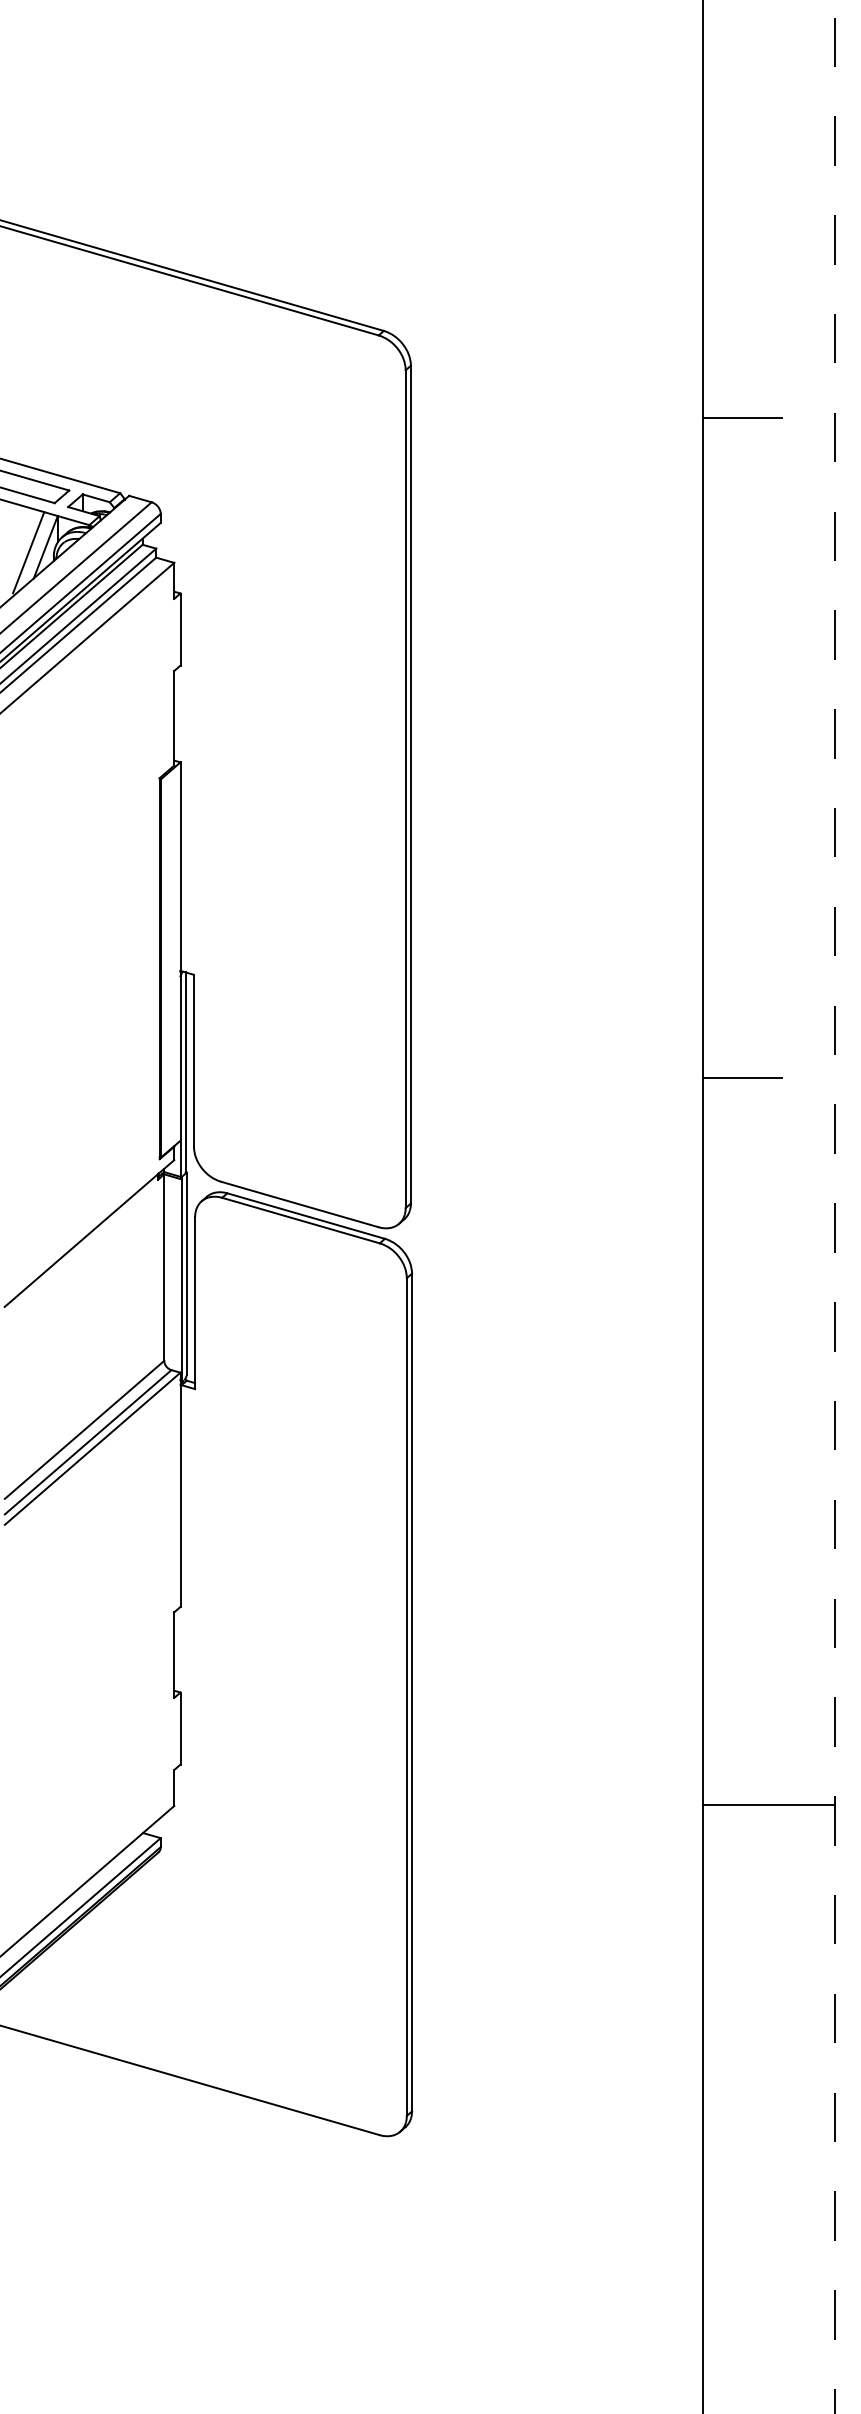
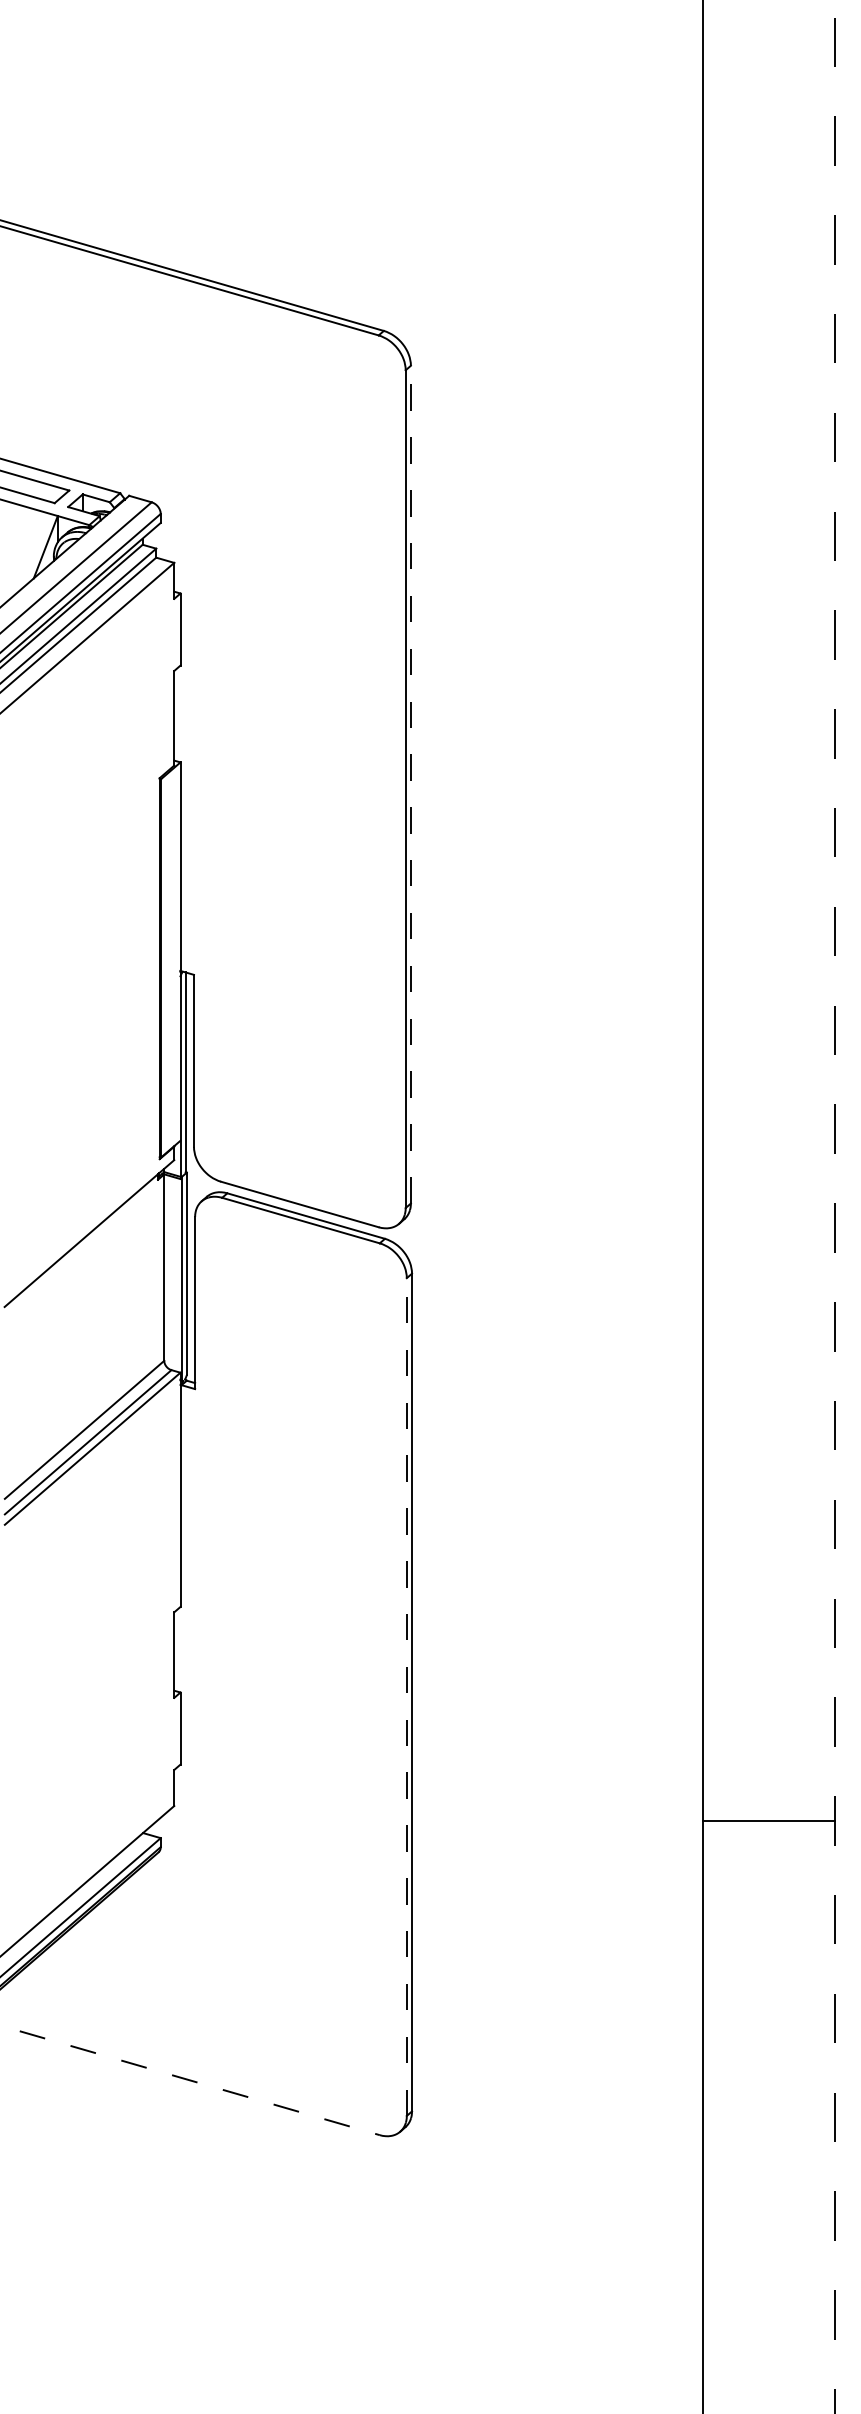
line: present -> none (742, 417)
line: present -> none (28, 552)
line: solid -> dashed (410, 784)
line: present -> none (742, 1078)
line: solid -> dashed (406, 1697)
line position: (769, 1804) -> (769, 1820) (769, 1820)
line: solid -> dashed (190, 2080)
